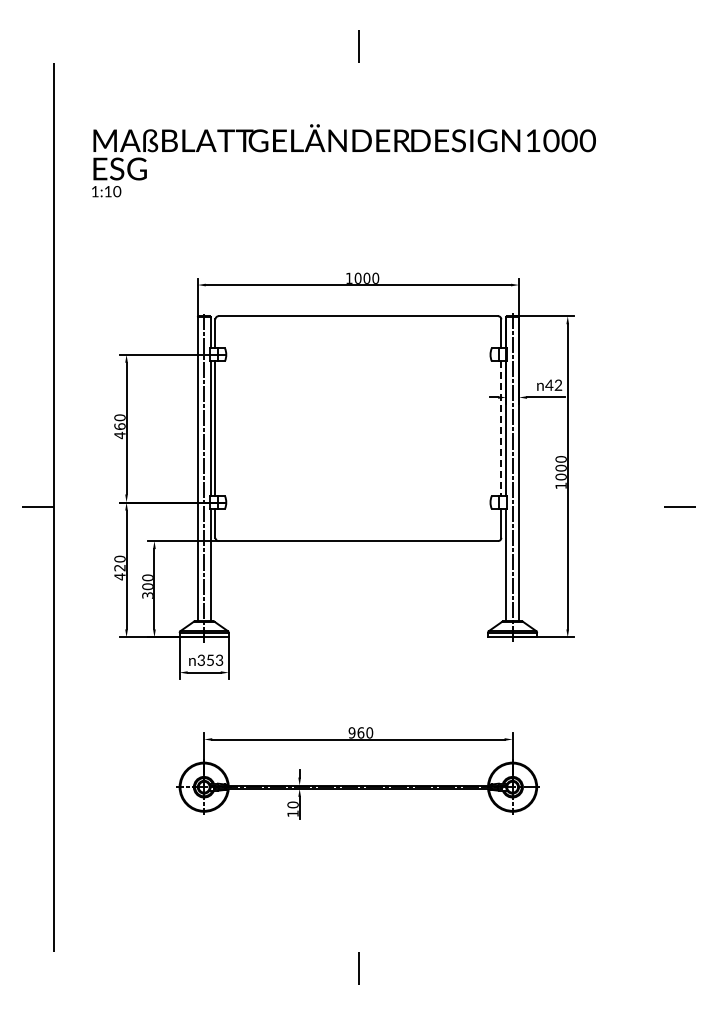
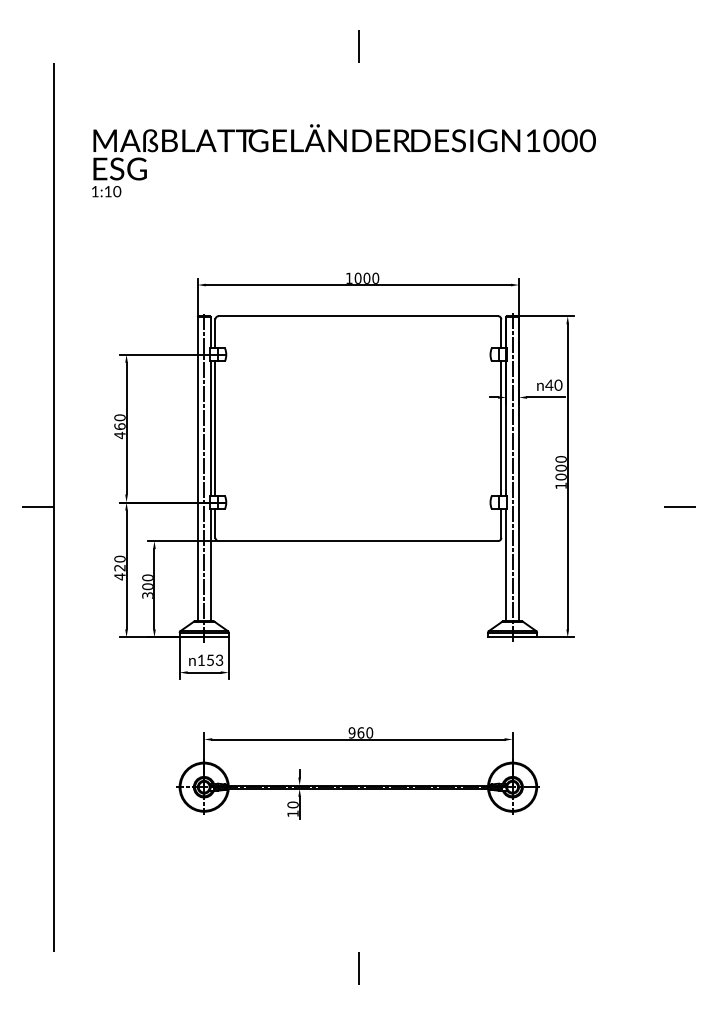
text: 42 -> 40 (558, 386)
line: dashed -> solid (501, 429)
text: 353 -> 153 (200, 659)
